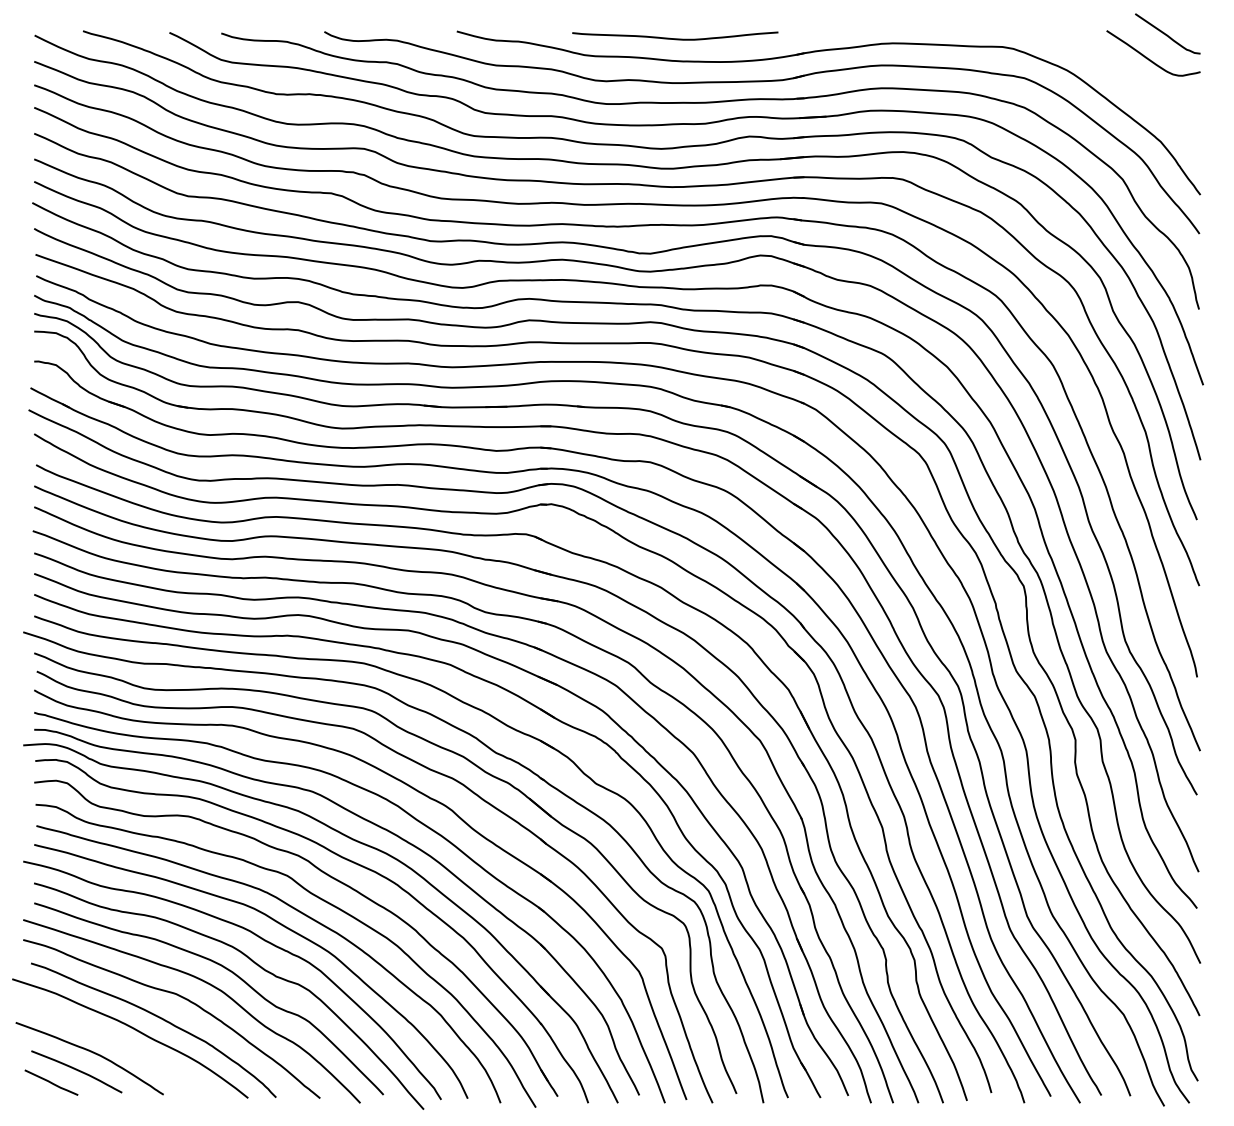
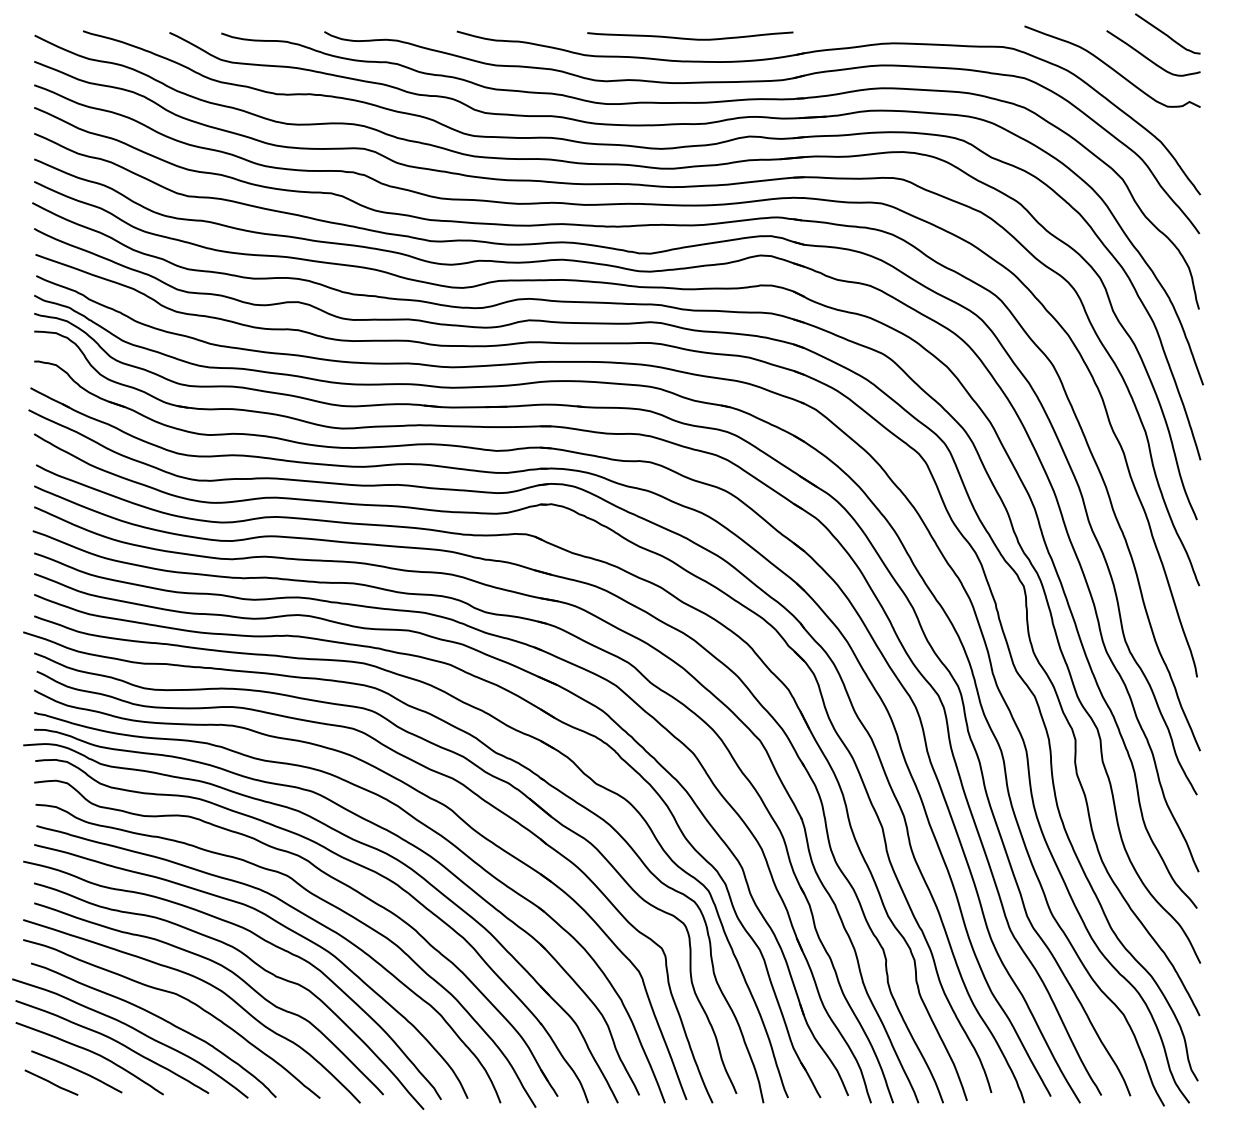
curve position: (675, 38) -> (690, 38) (690, 38)
curve: none -> present (1112, 67)
curve: none -> present (114, 1041)
